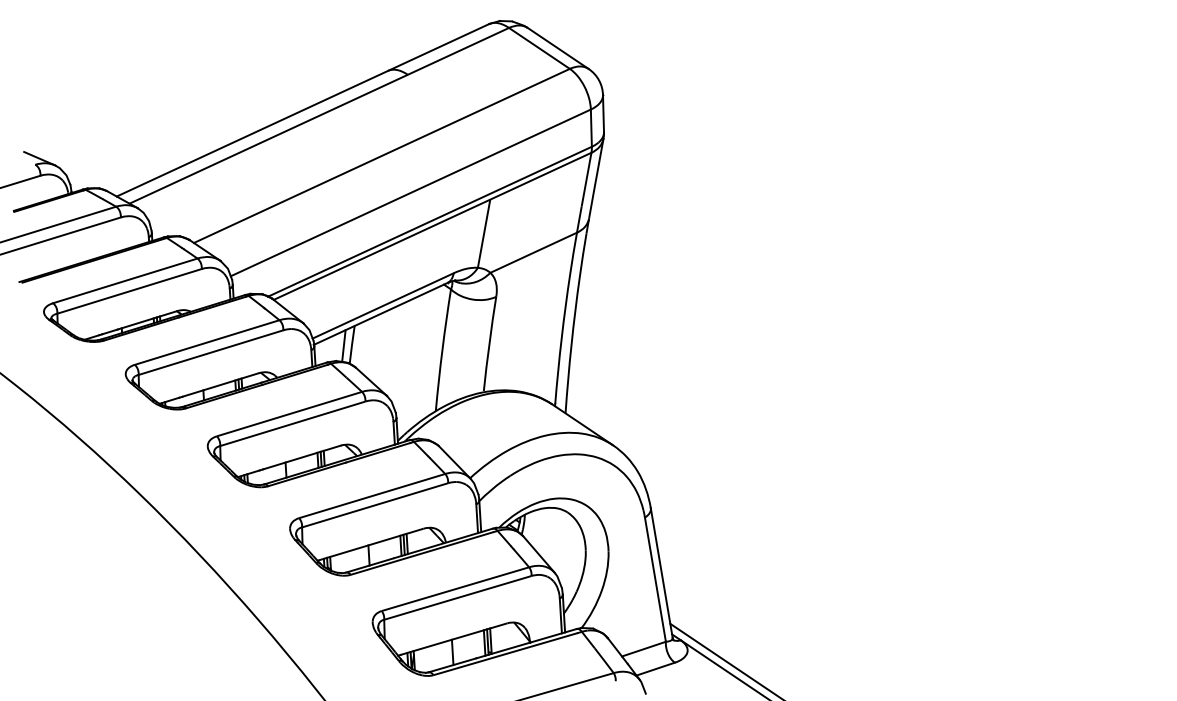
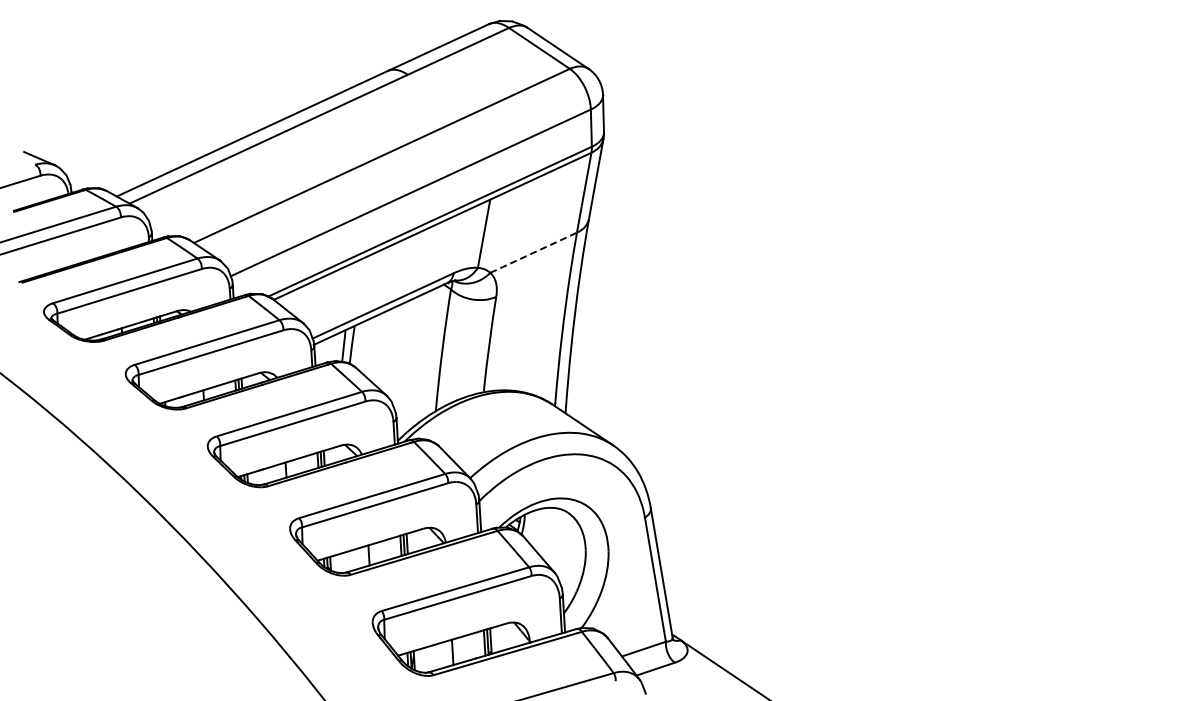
line: solid -> dashed (533, 252)
line: present -> none (724, 660)
